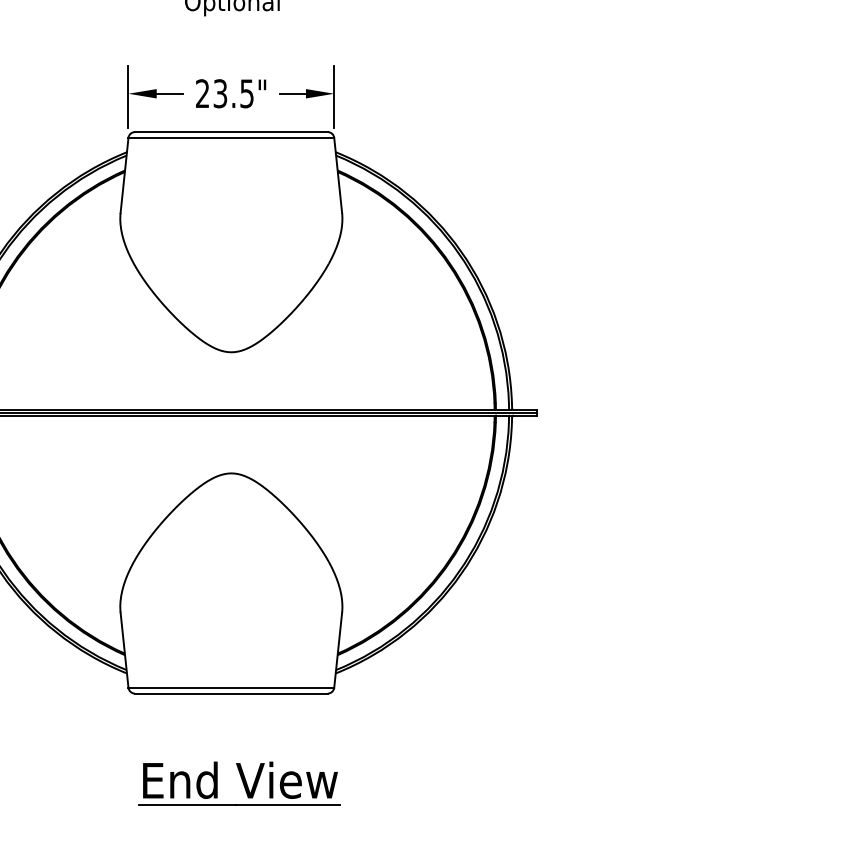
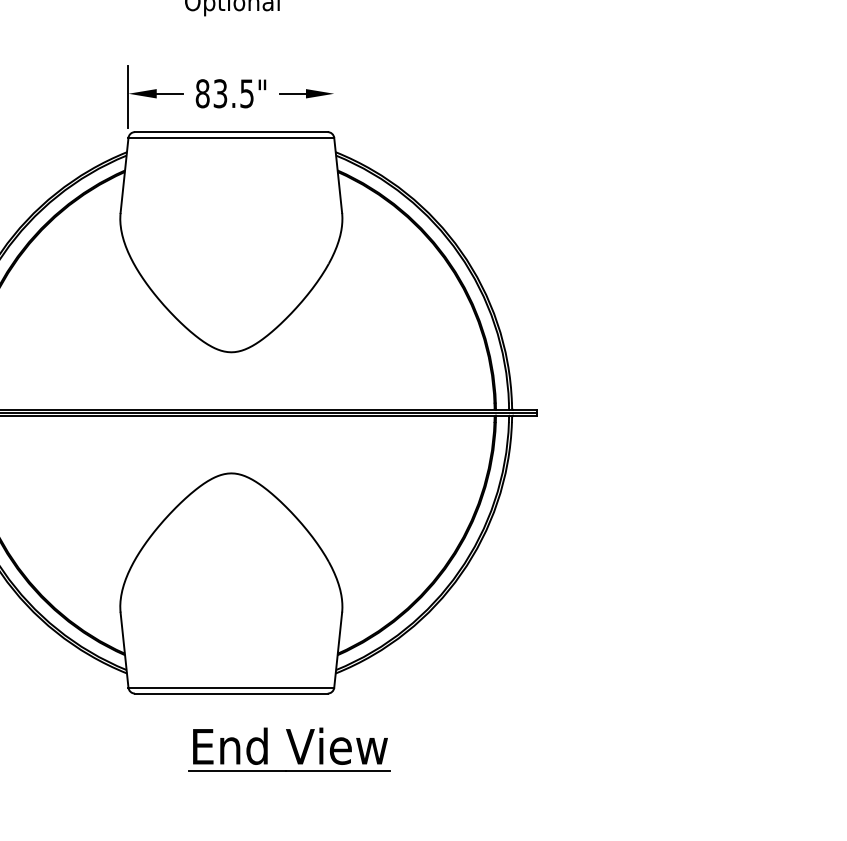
text: 23.5" -> 83.5" (202, 93)
line: present -> none (334, 96)
part position: (239, 783) -> (289, 749) (289, 749)
